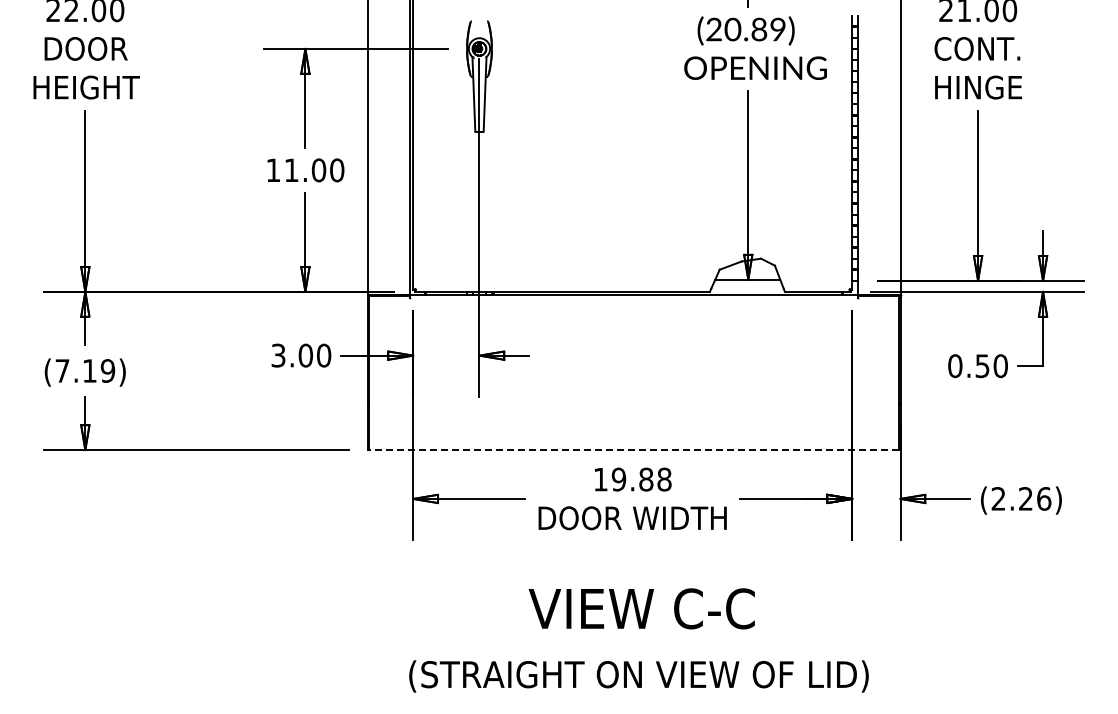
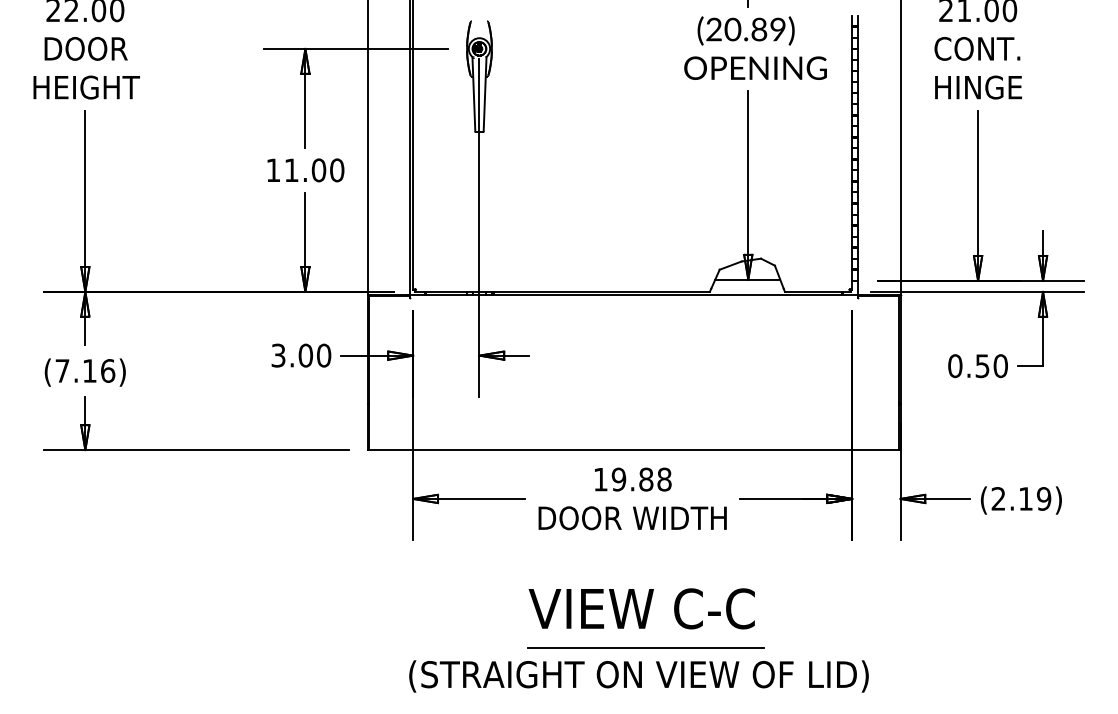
text: (7.19) -> (7.16) (107, 370)
line: dashed -> solid (634, 450)
text: (2.26) -> (2.19) (1035, 498)
line: none -> present (645, 647)
